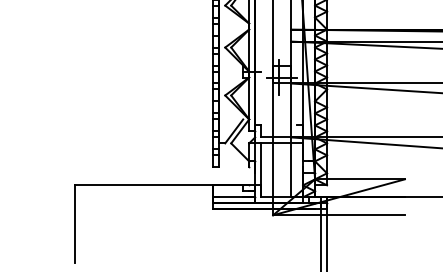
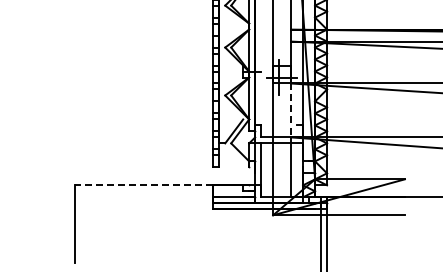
line: solid -> dashed (291, 110)
line: solid -> dashed (144, 185)
